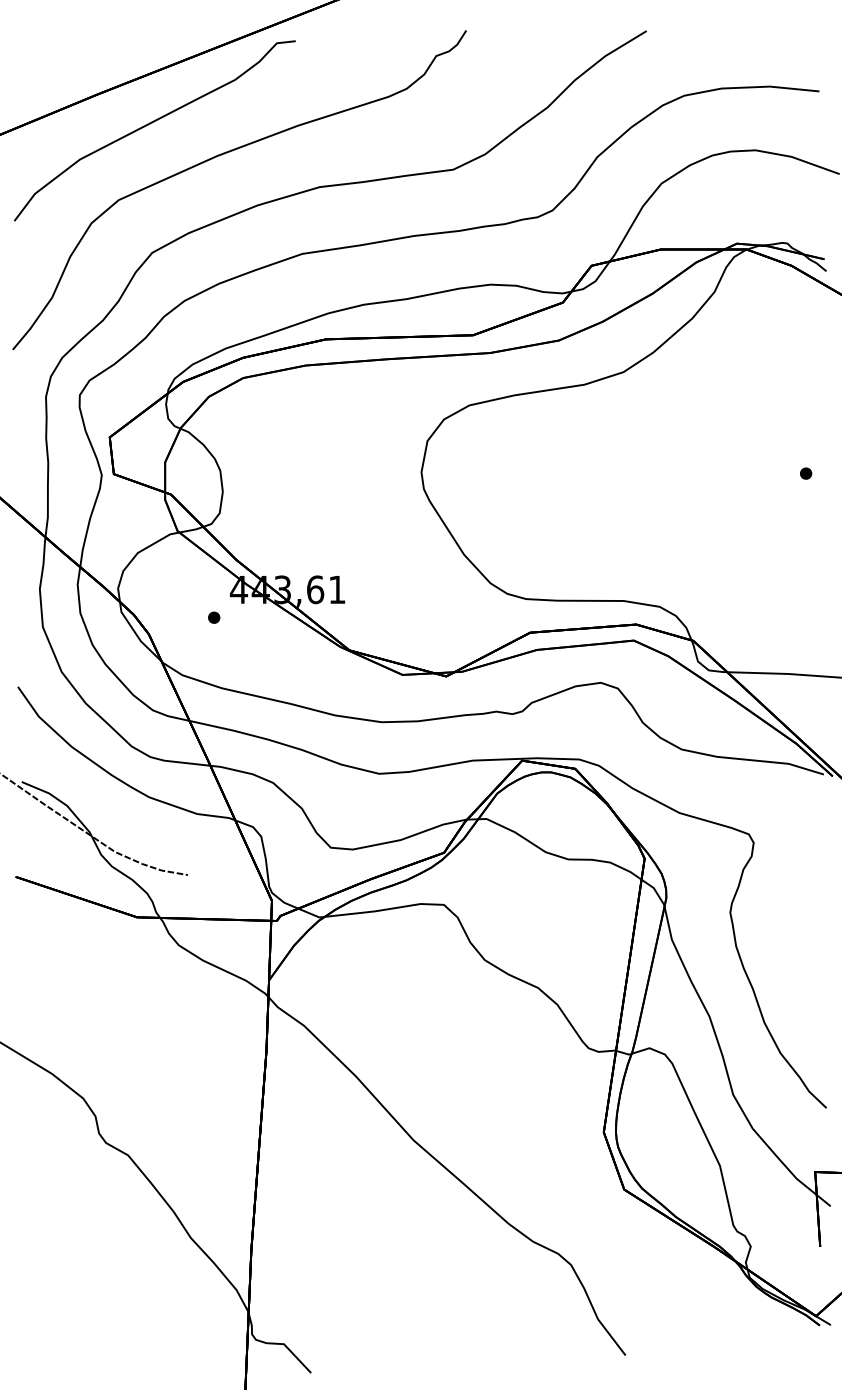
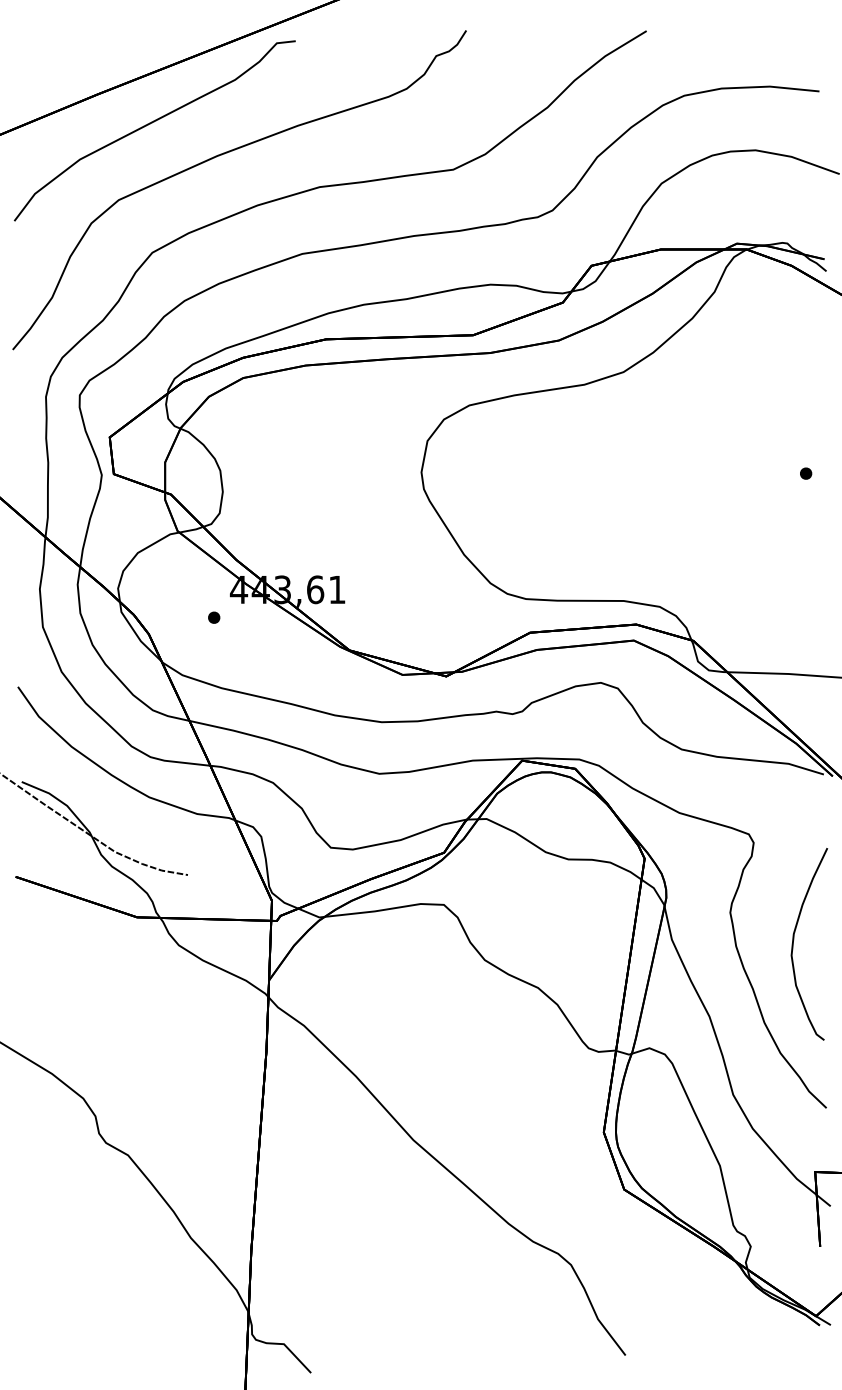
curve: none -> present (794, 940)
